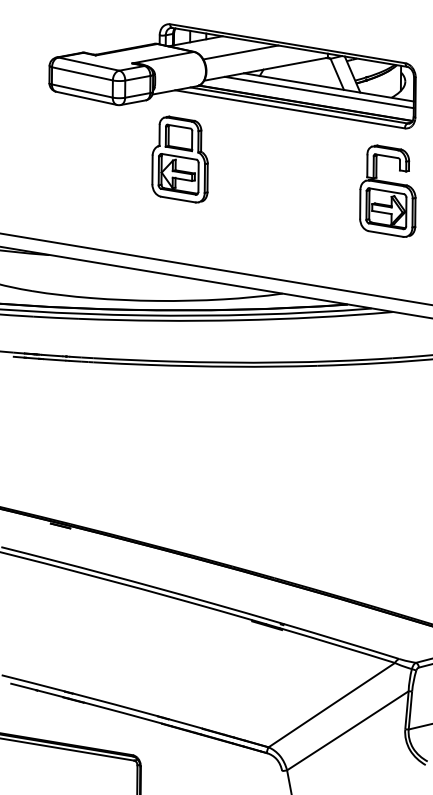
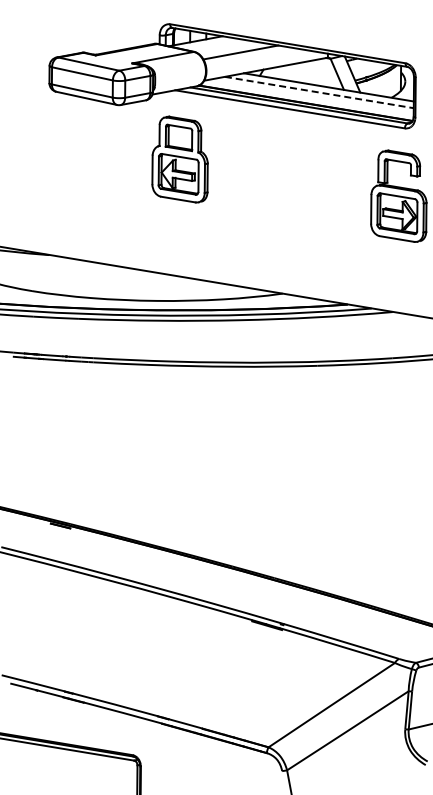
line: solid -> dashed (319, 92)
part position: (387, 190) -> (398, 195) (398, 195)
line: present -> none (215, 268)
